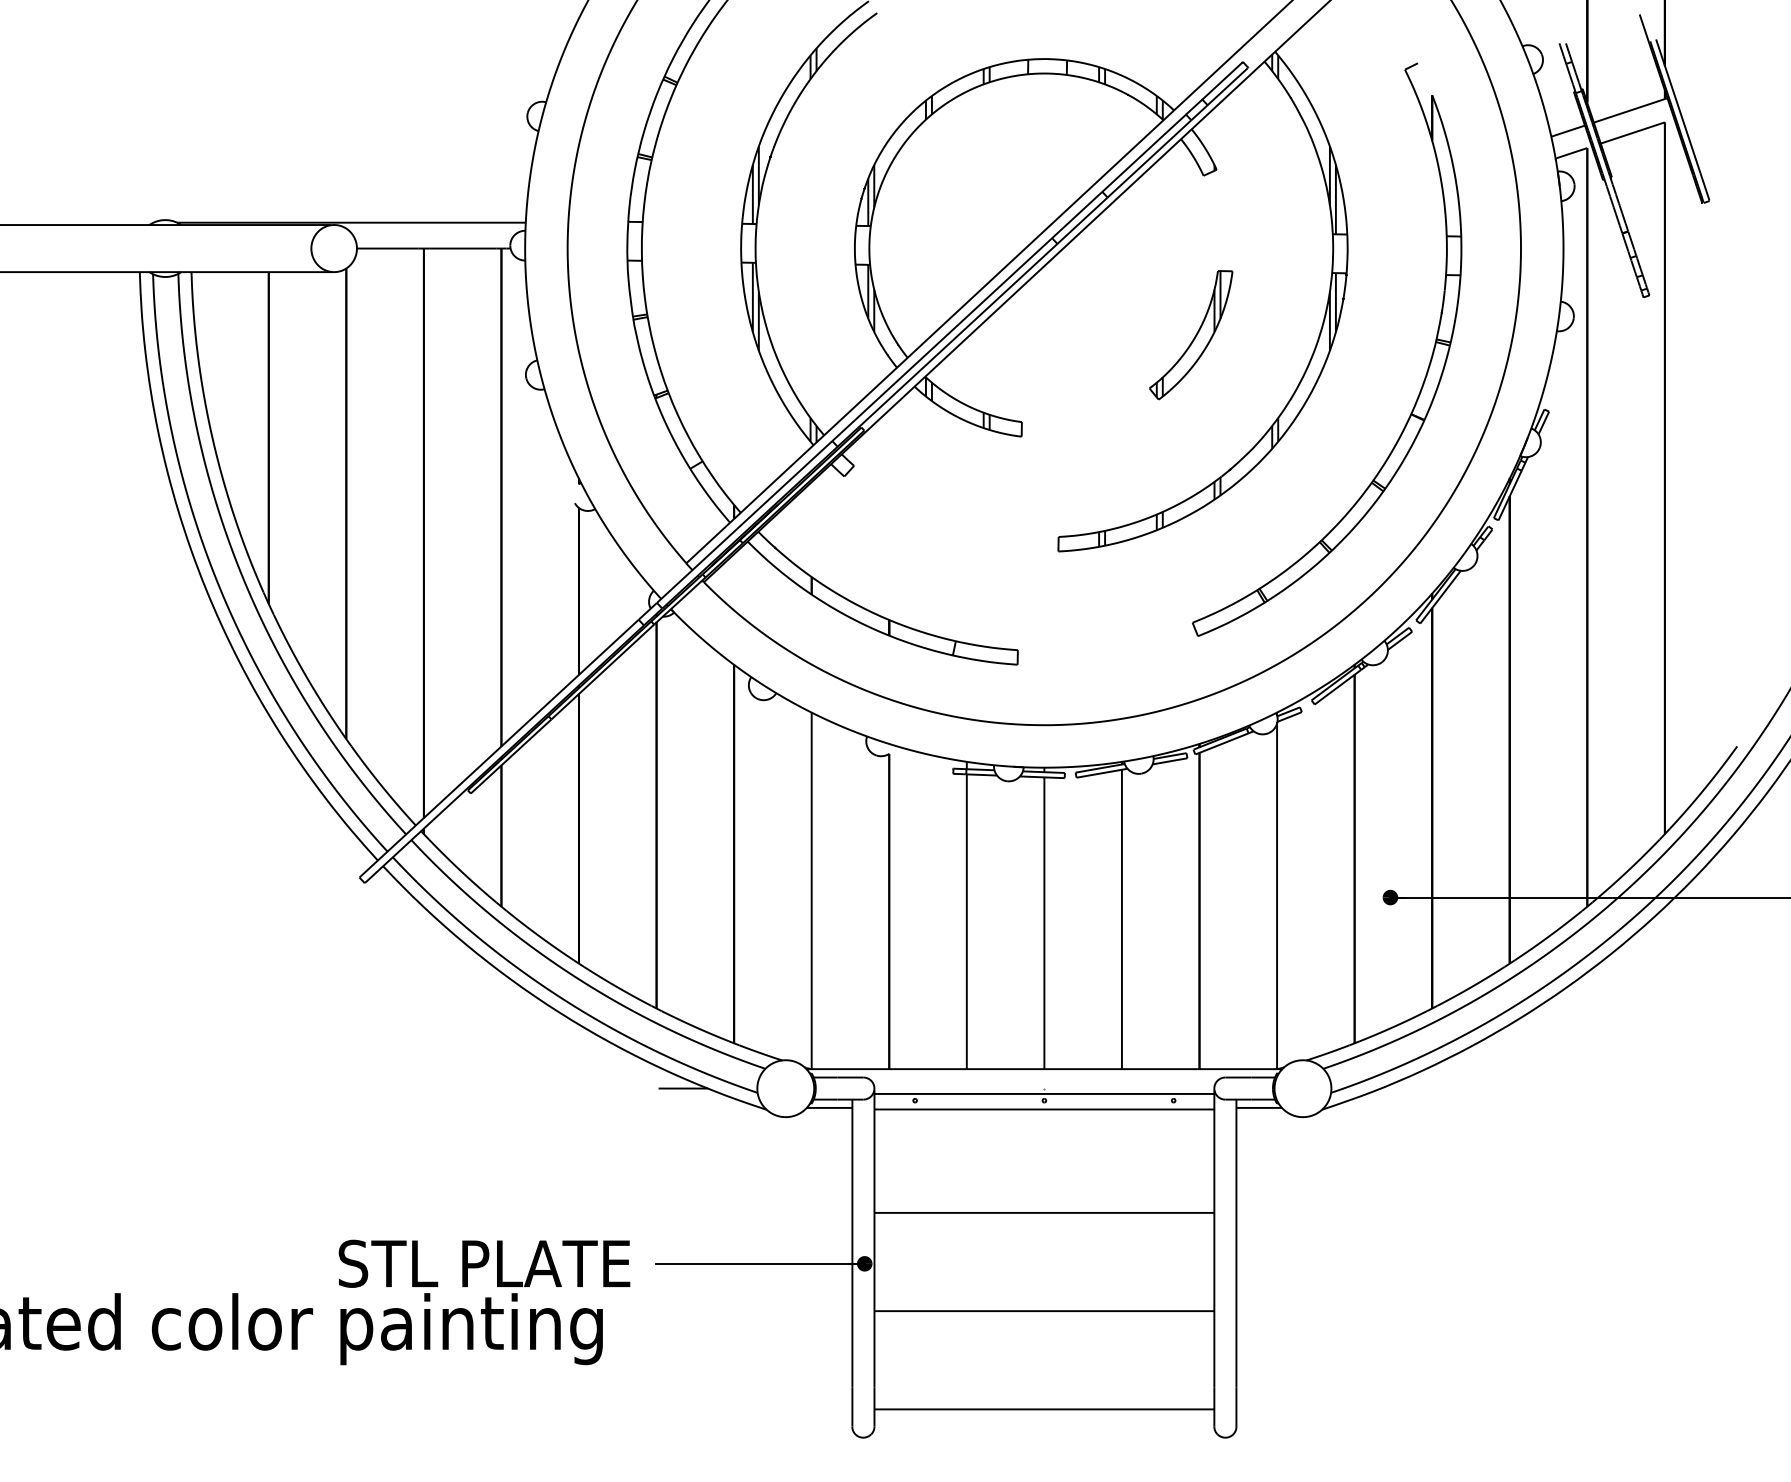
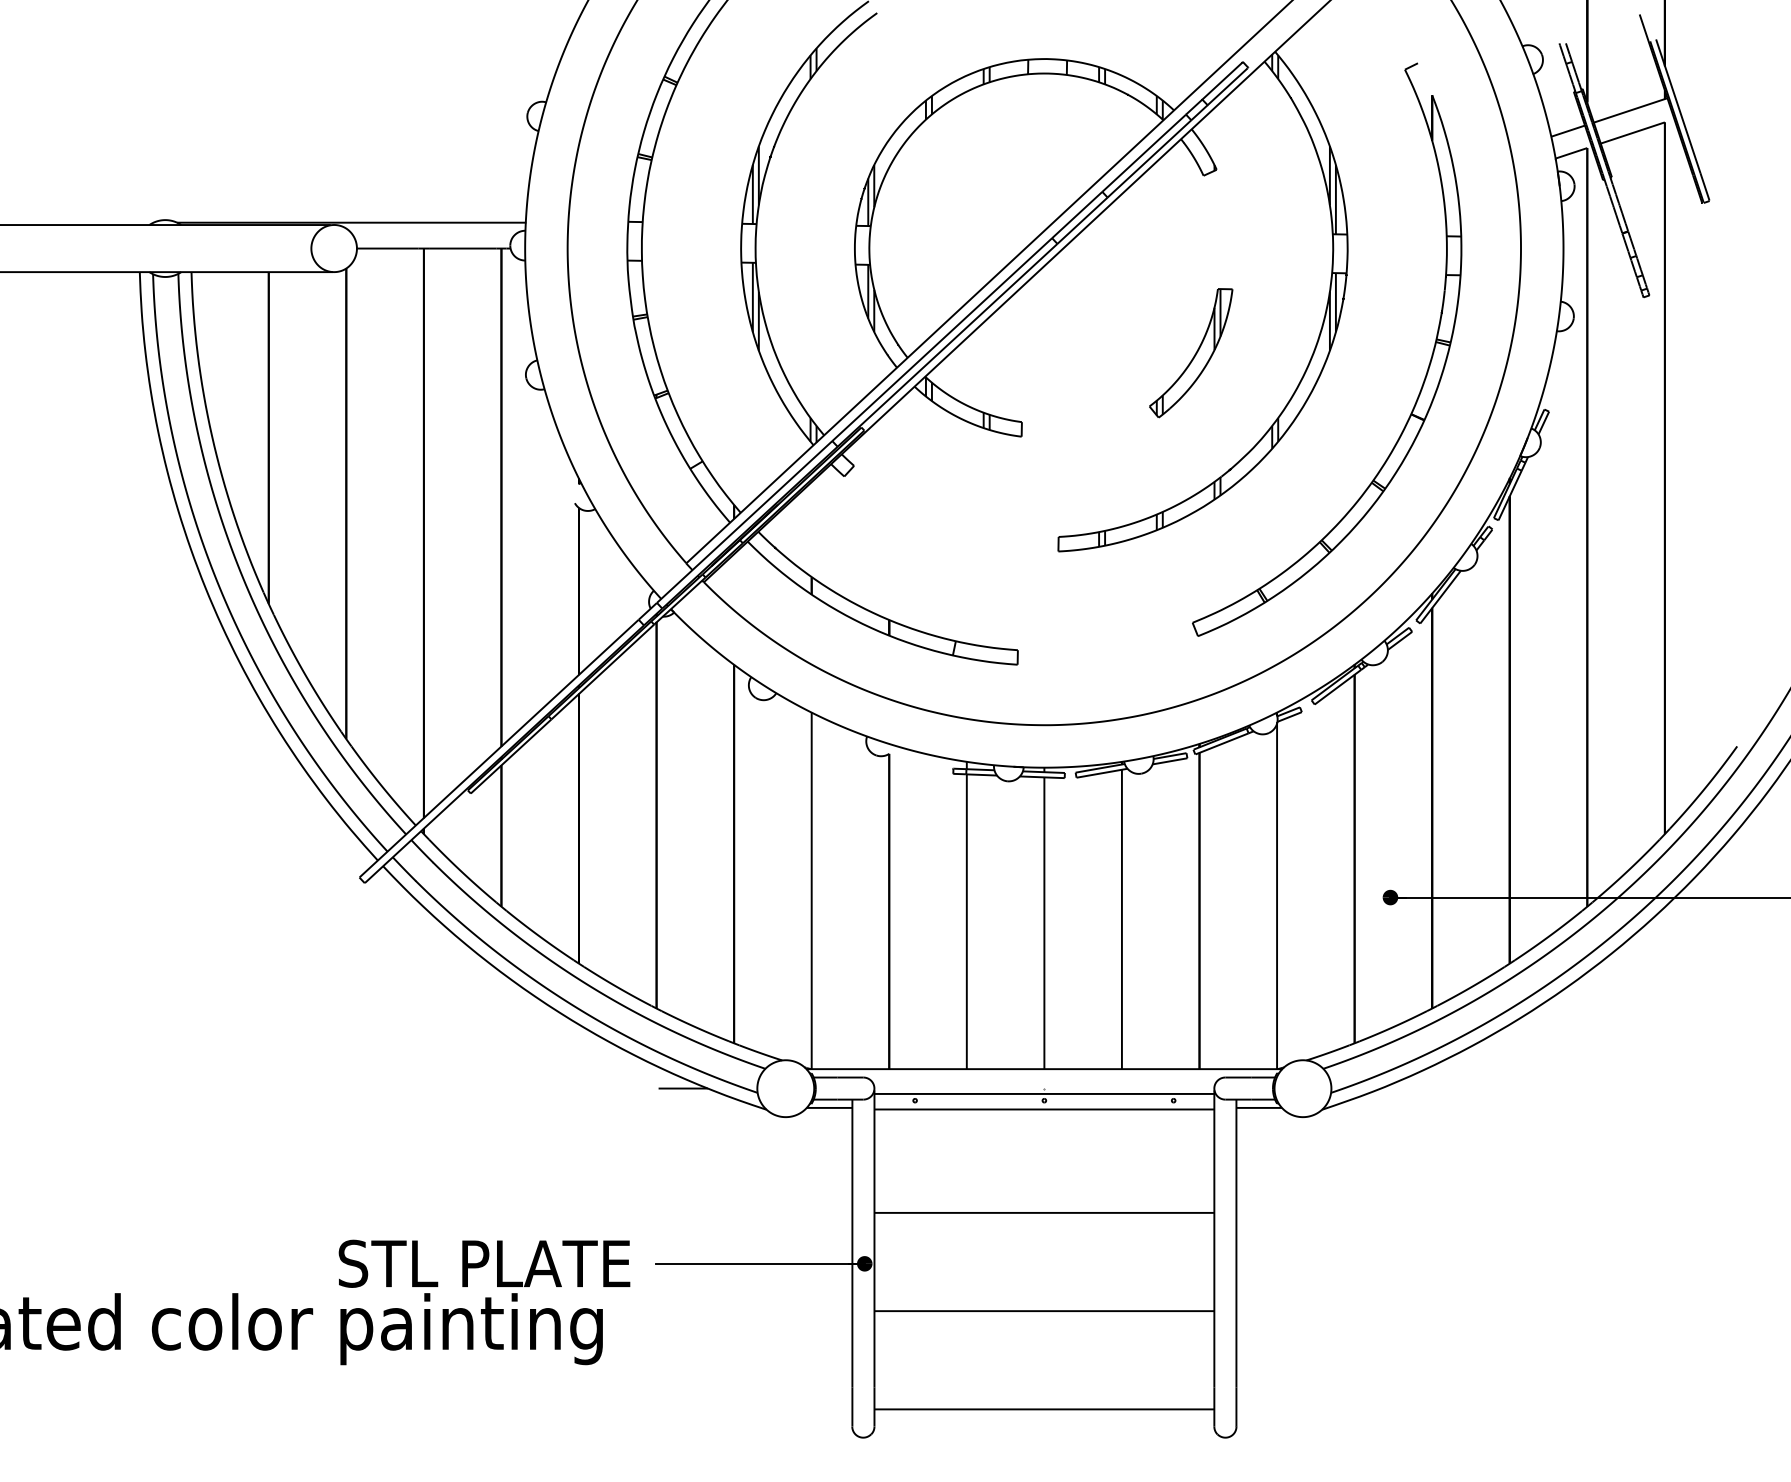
part position: (1191, 335) -> (1191, 353) (1191, 353)
